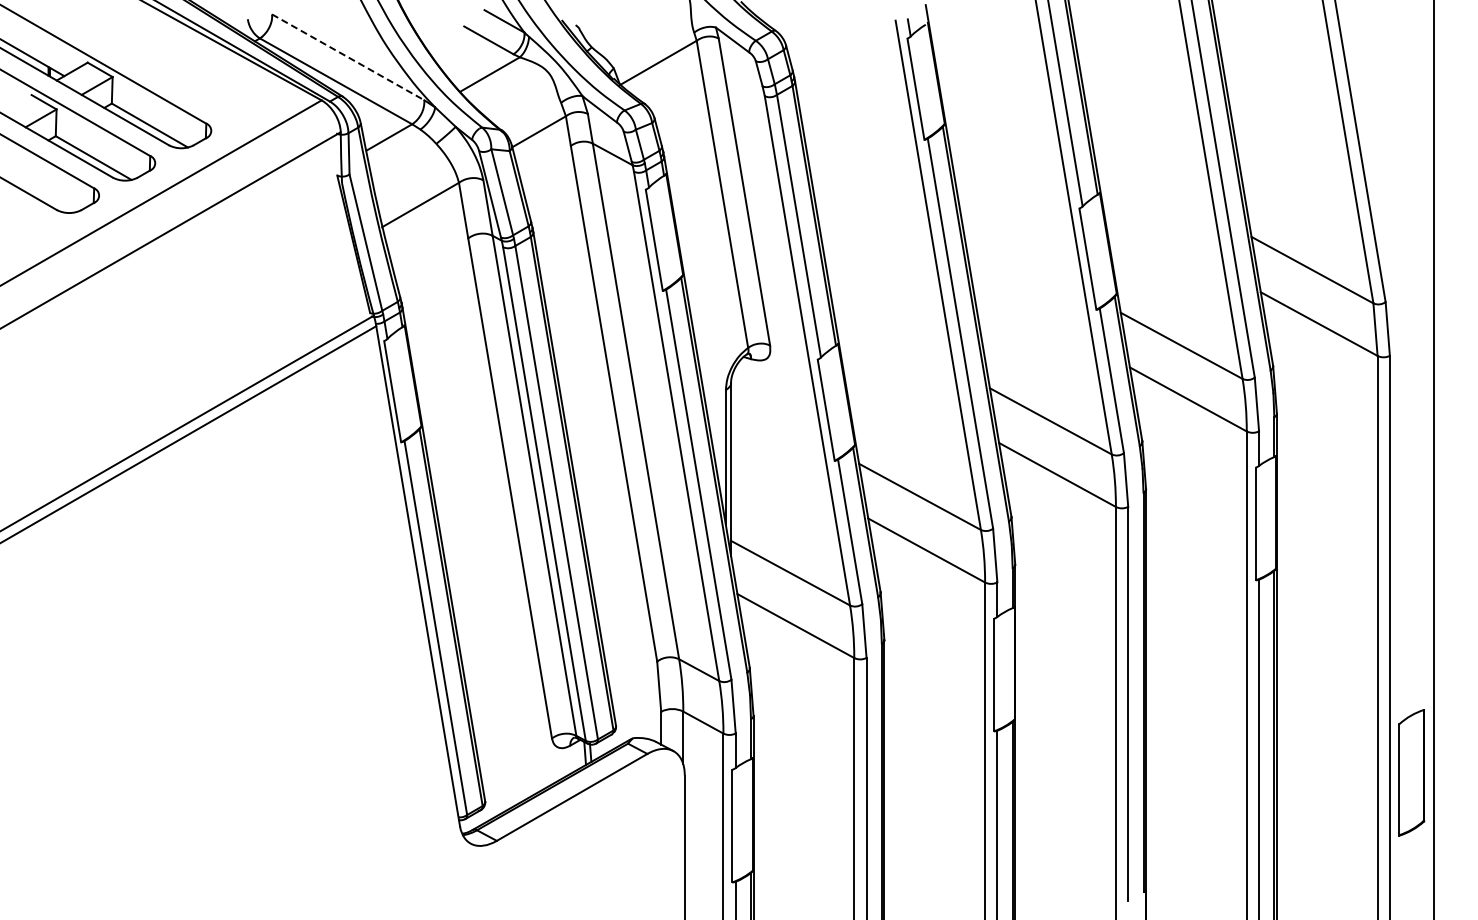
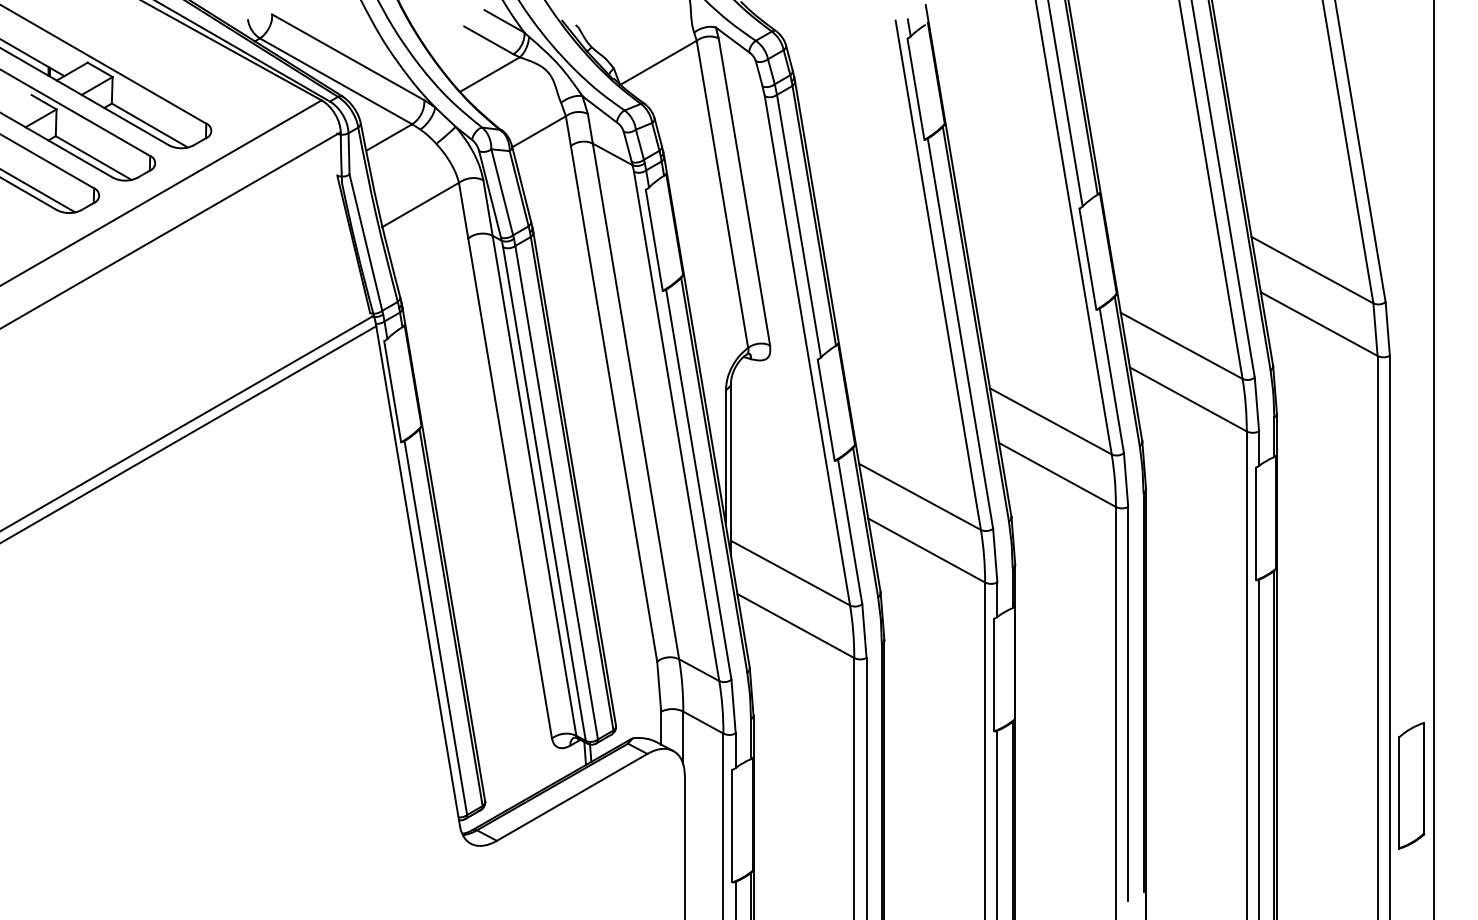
line: dashed -> solid (348, 57)
line: none -> present (38, 191)
part position: (1411, 772) -> (1411, 785) (1411, 785)
